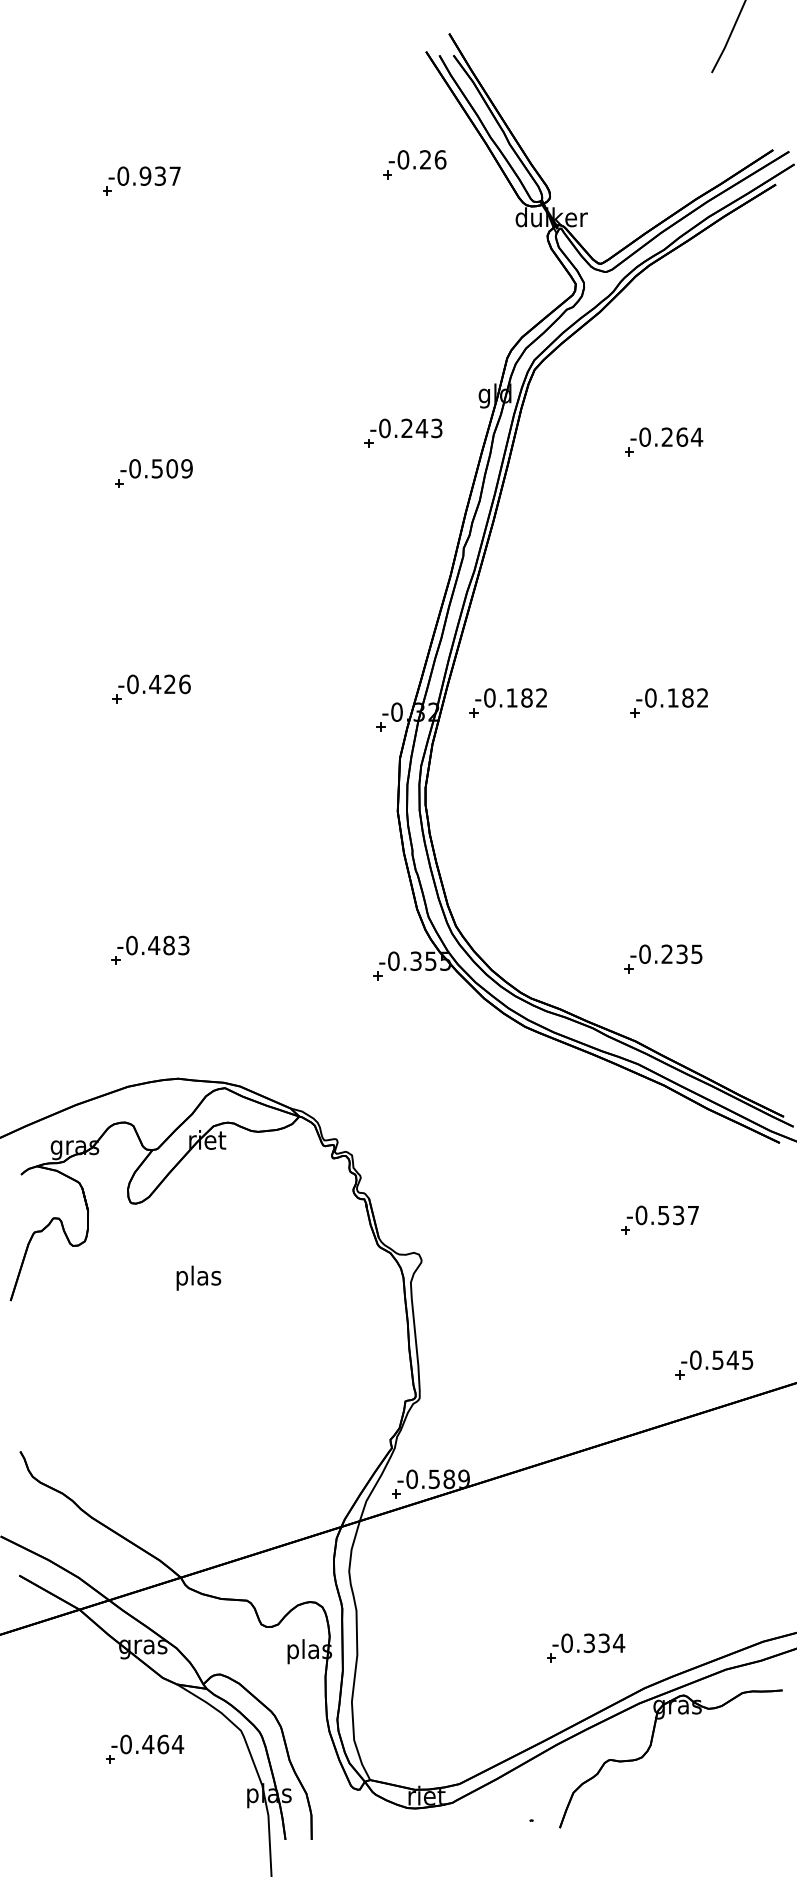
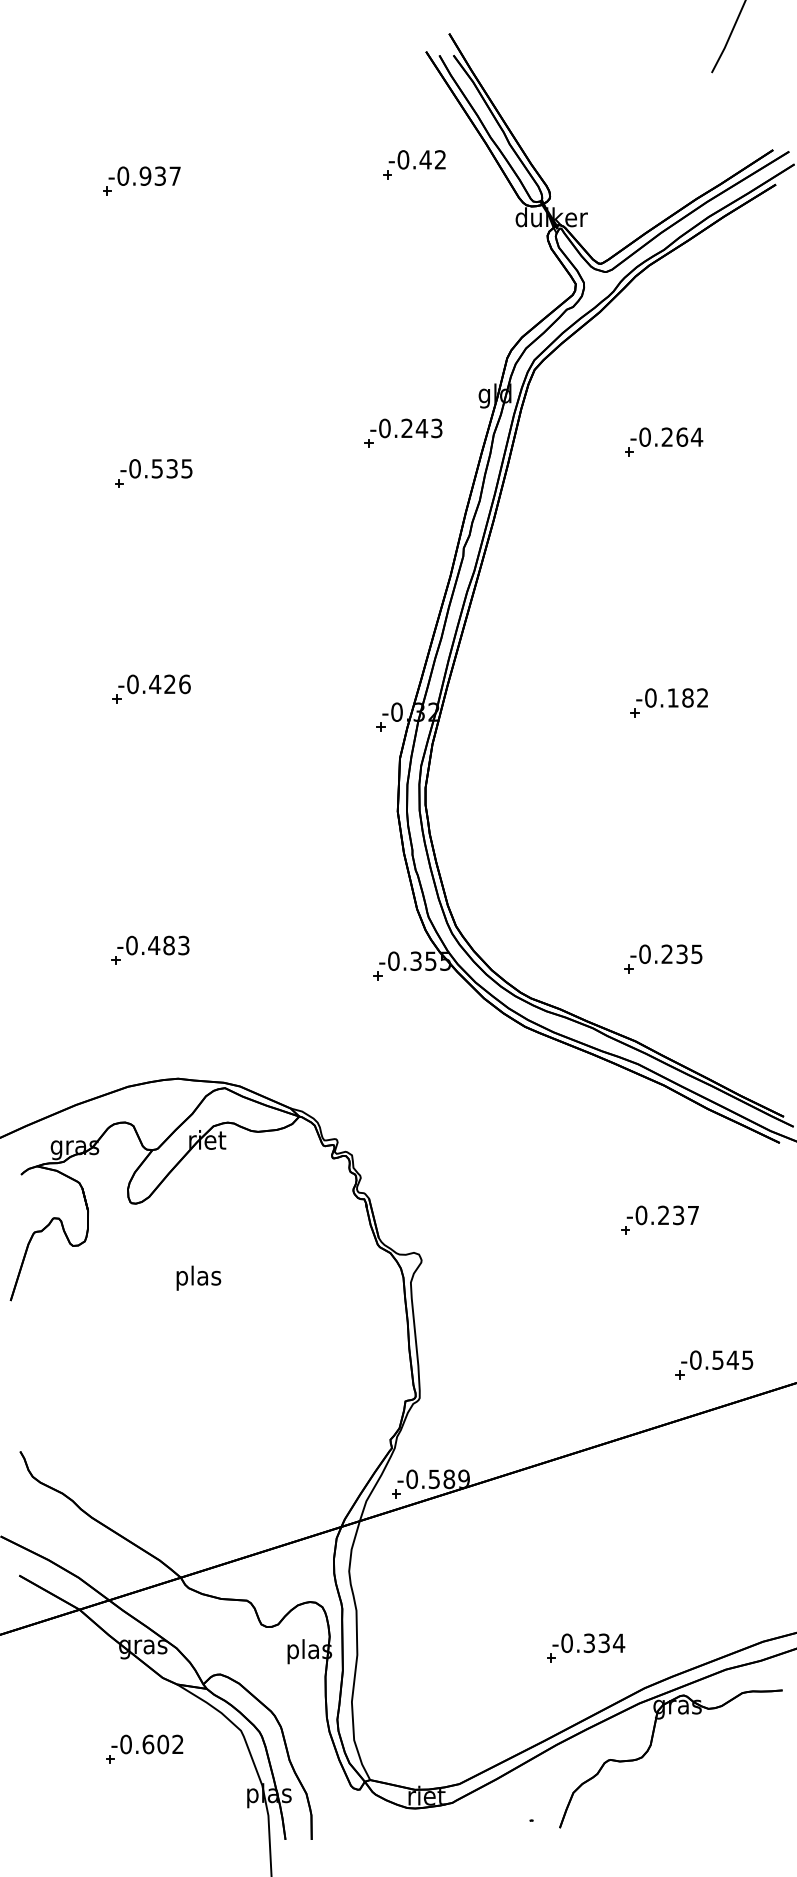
text: -0.26 -> -0.42 (432, 159)
text: -0.509 -> -0.535 (179, 468)
part: present -> none (507, 702)
text: -0.537 -> -0.237 (663, 1215)
text: -0.464 -> -0.602 (163, 1744)
